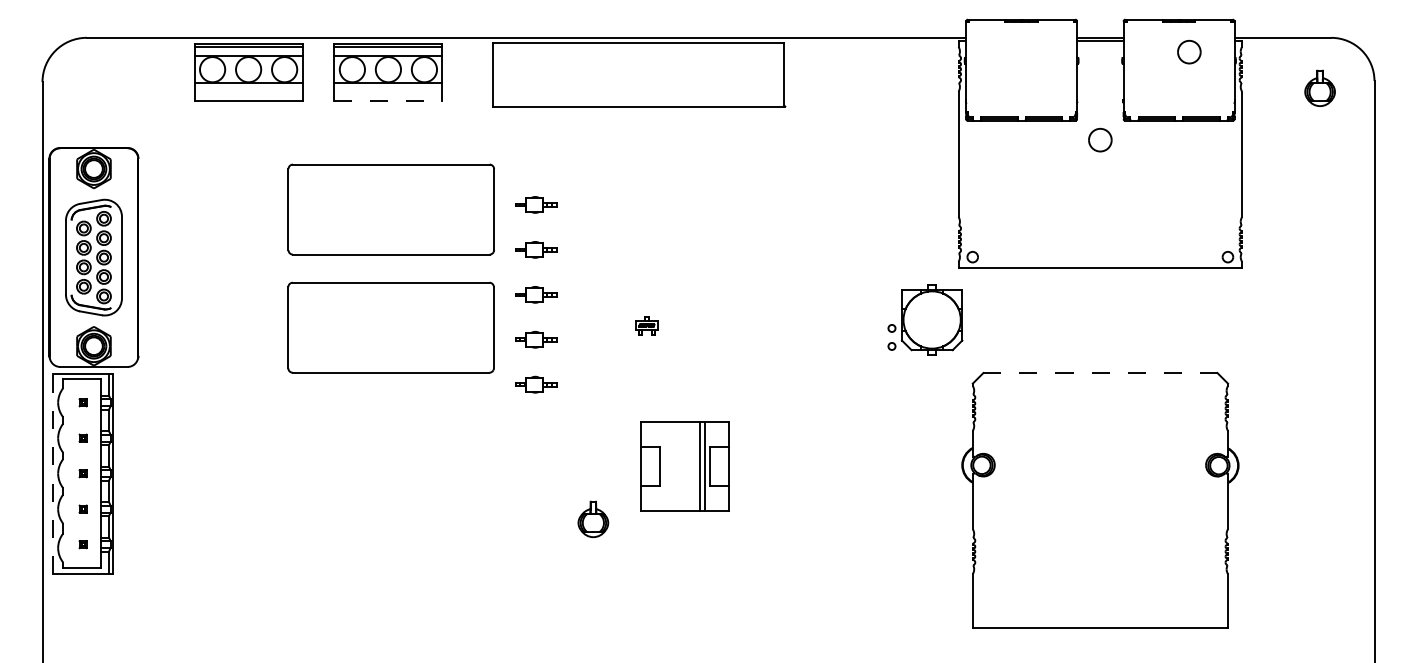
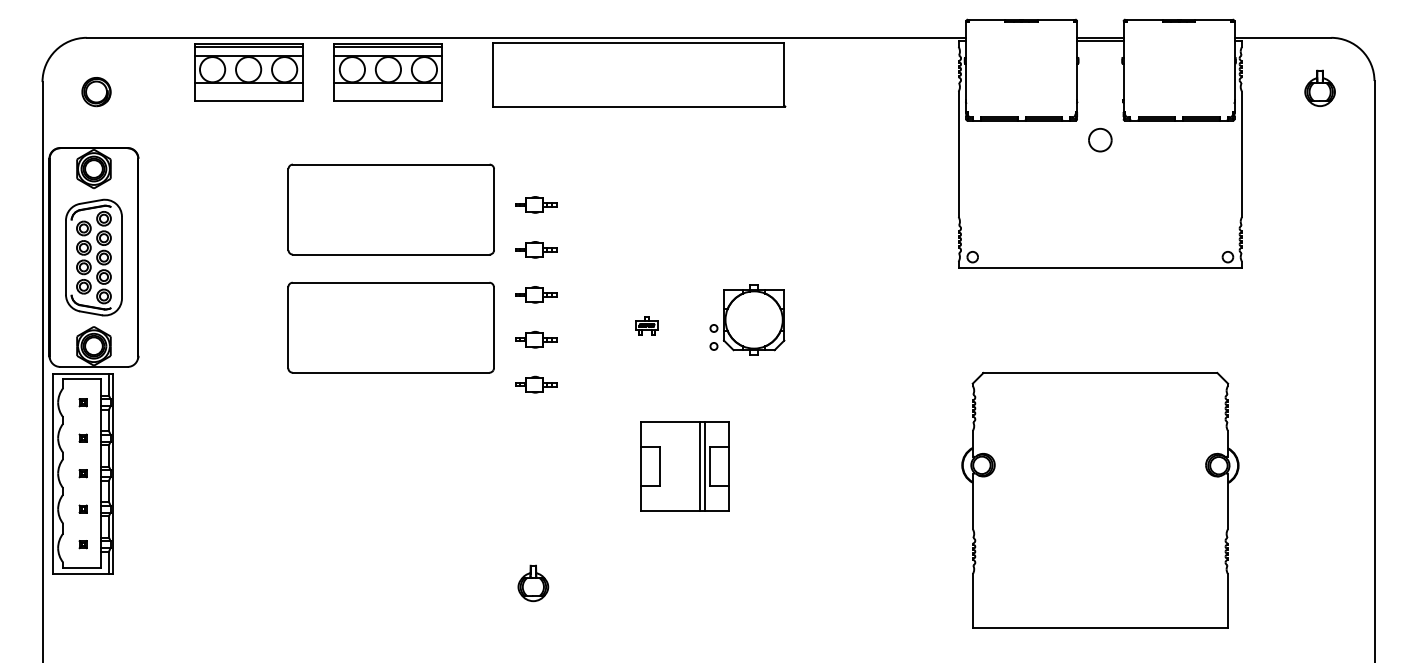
part: present -> none (1189, 51)
part: none -> present (96, 92)
line: dashed -> solid (388, 101)
part position: (925, 319) -> (747, 319) (747, 319)
line: dashed -> solid (1100, 373)
line: dashed -> solid (52, 473)
part position: (593, 519) -> (533, 583) (533, 583)
